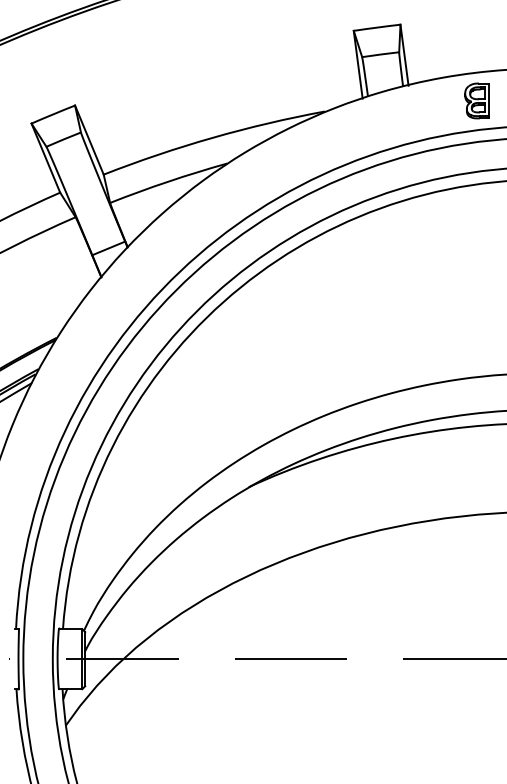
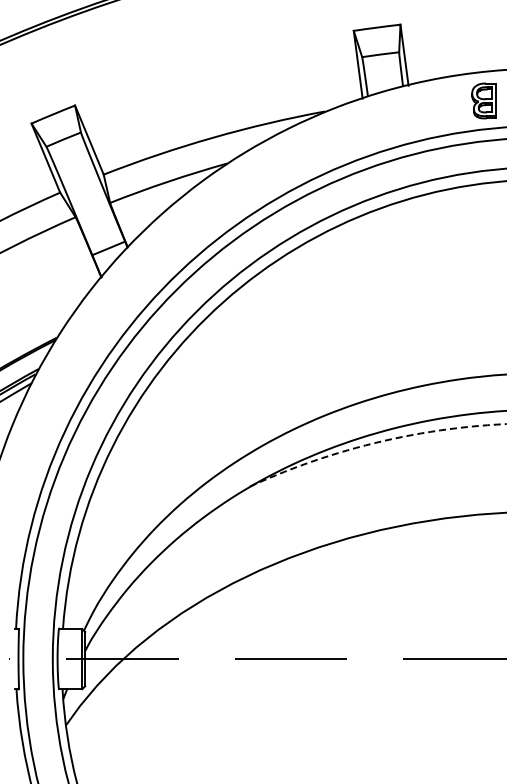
part position: (476, 100) -> (483, 100) (483, 100)
arc: solid -> dashed (374, 443)
